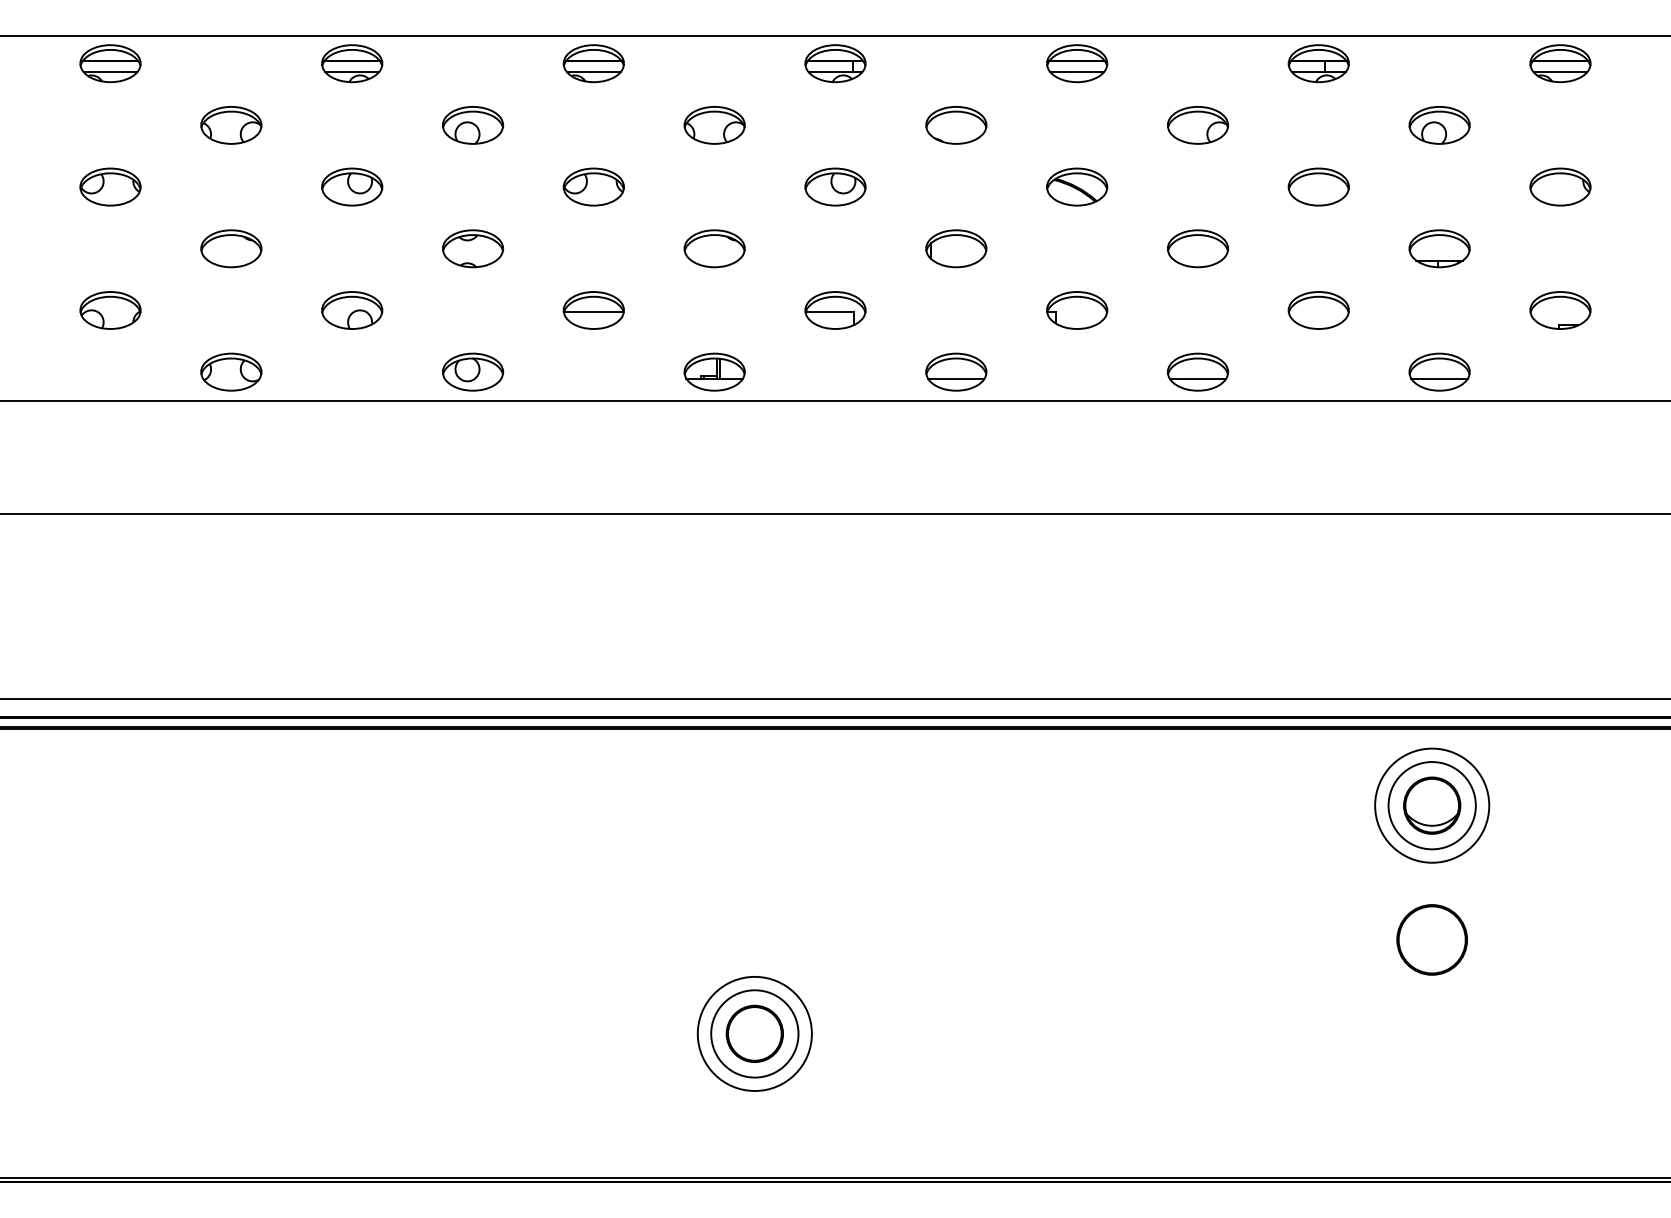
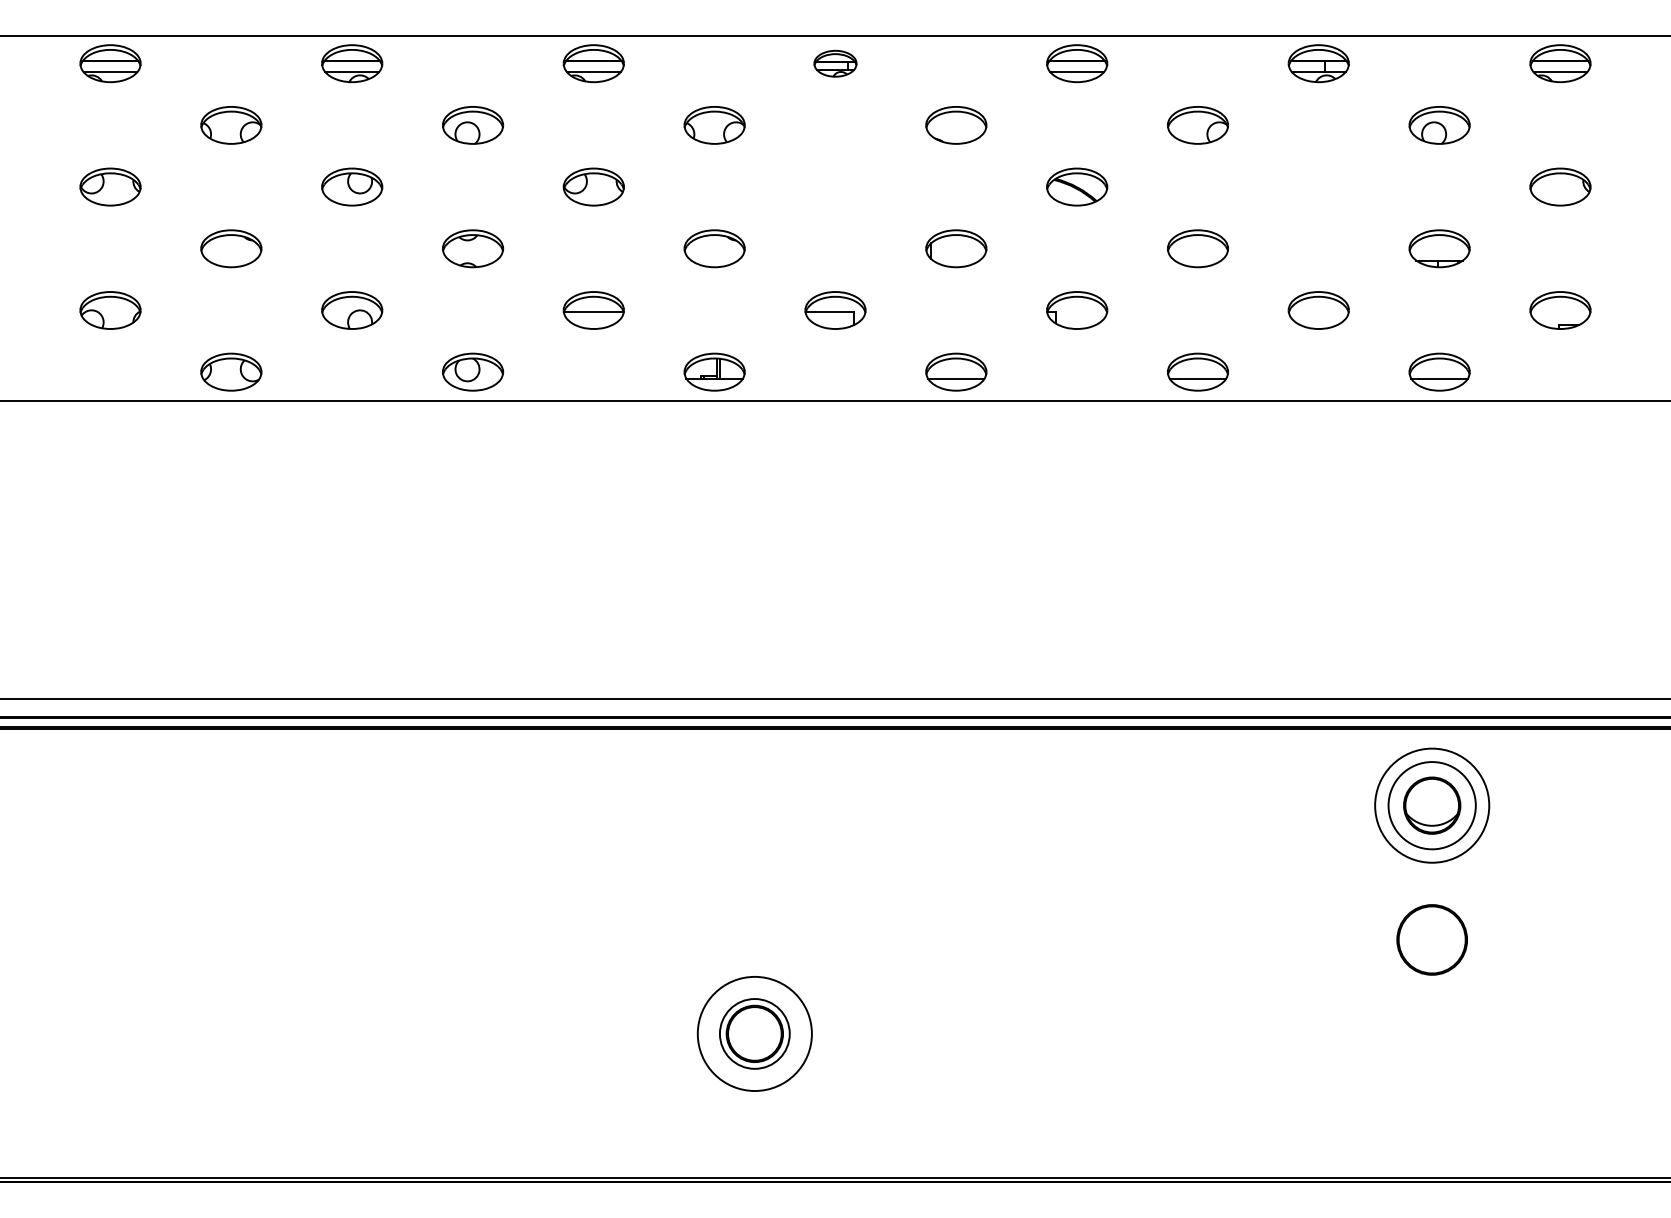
part size: 63x40 px -> 45x29 px (835, 63)
part: present -> none (835, 186)
part: present -> none (1318, 186)
line: present -> none (834, 514)
circle diameter: 87 px -> 70 px (754, 1033)
